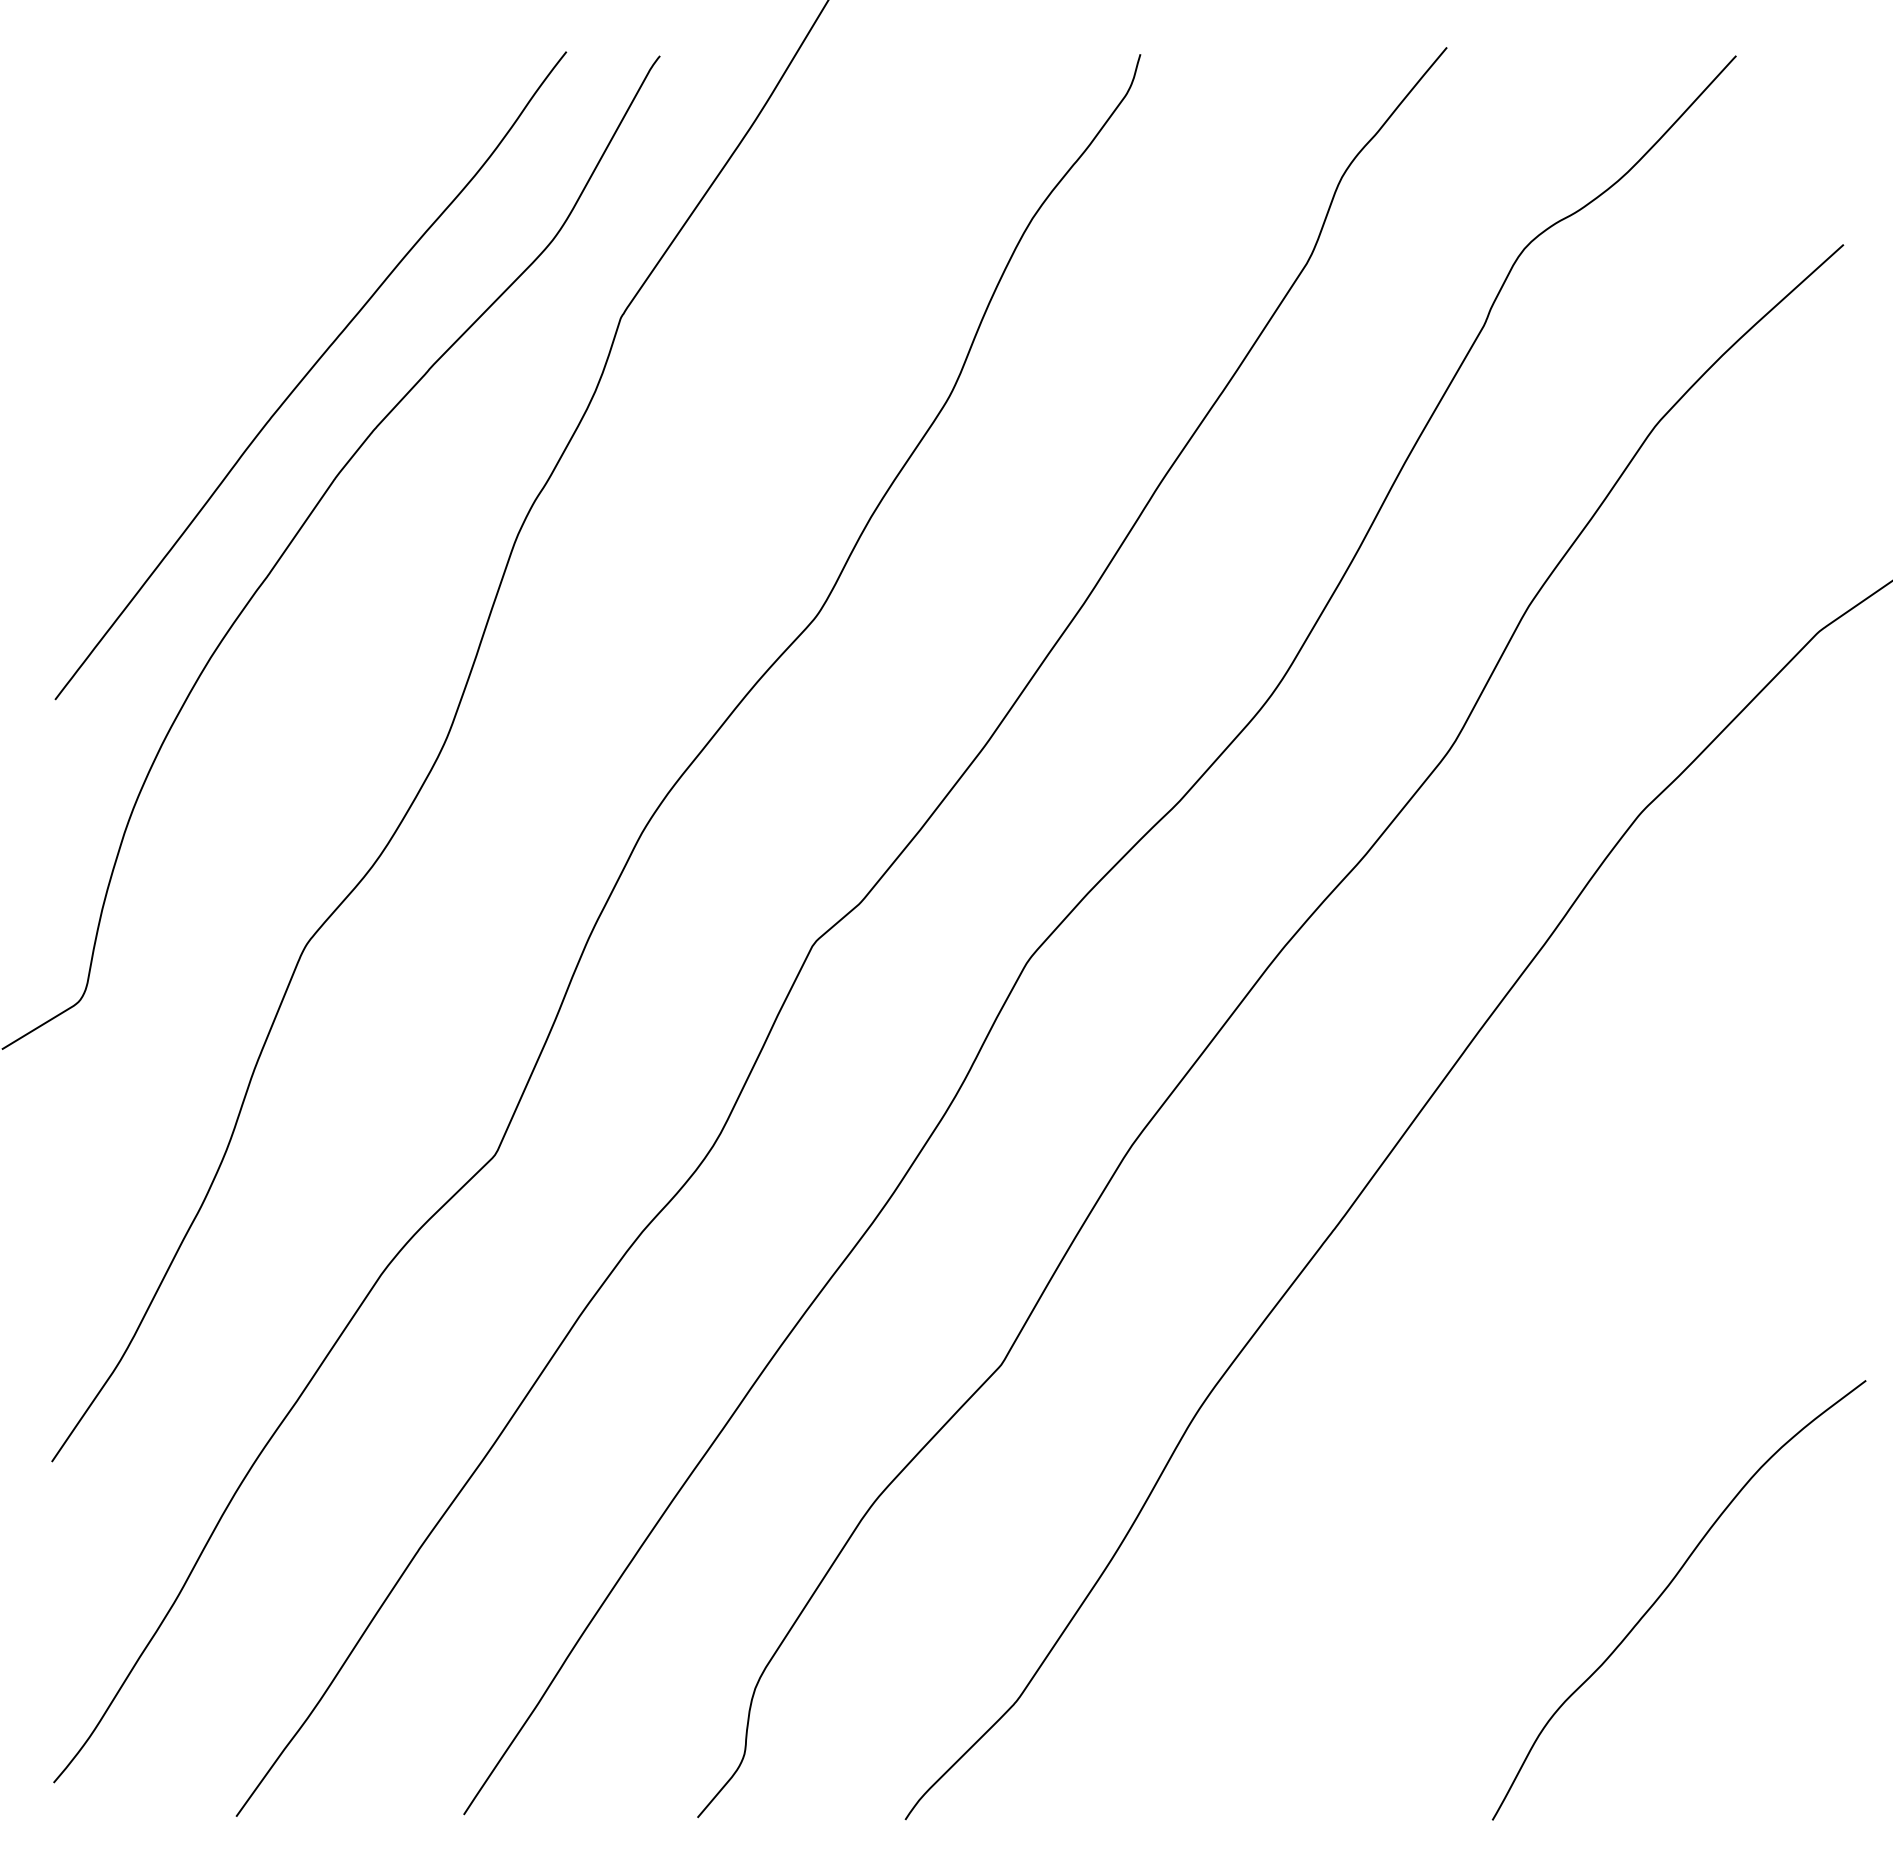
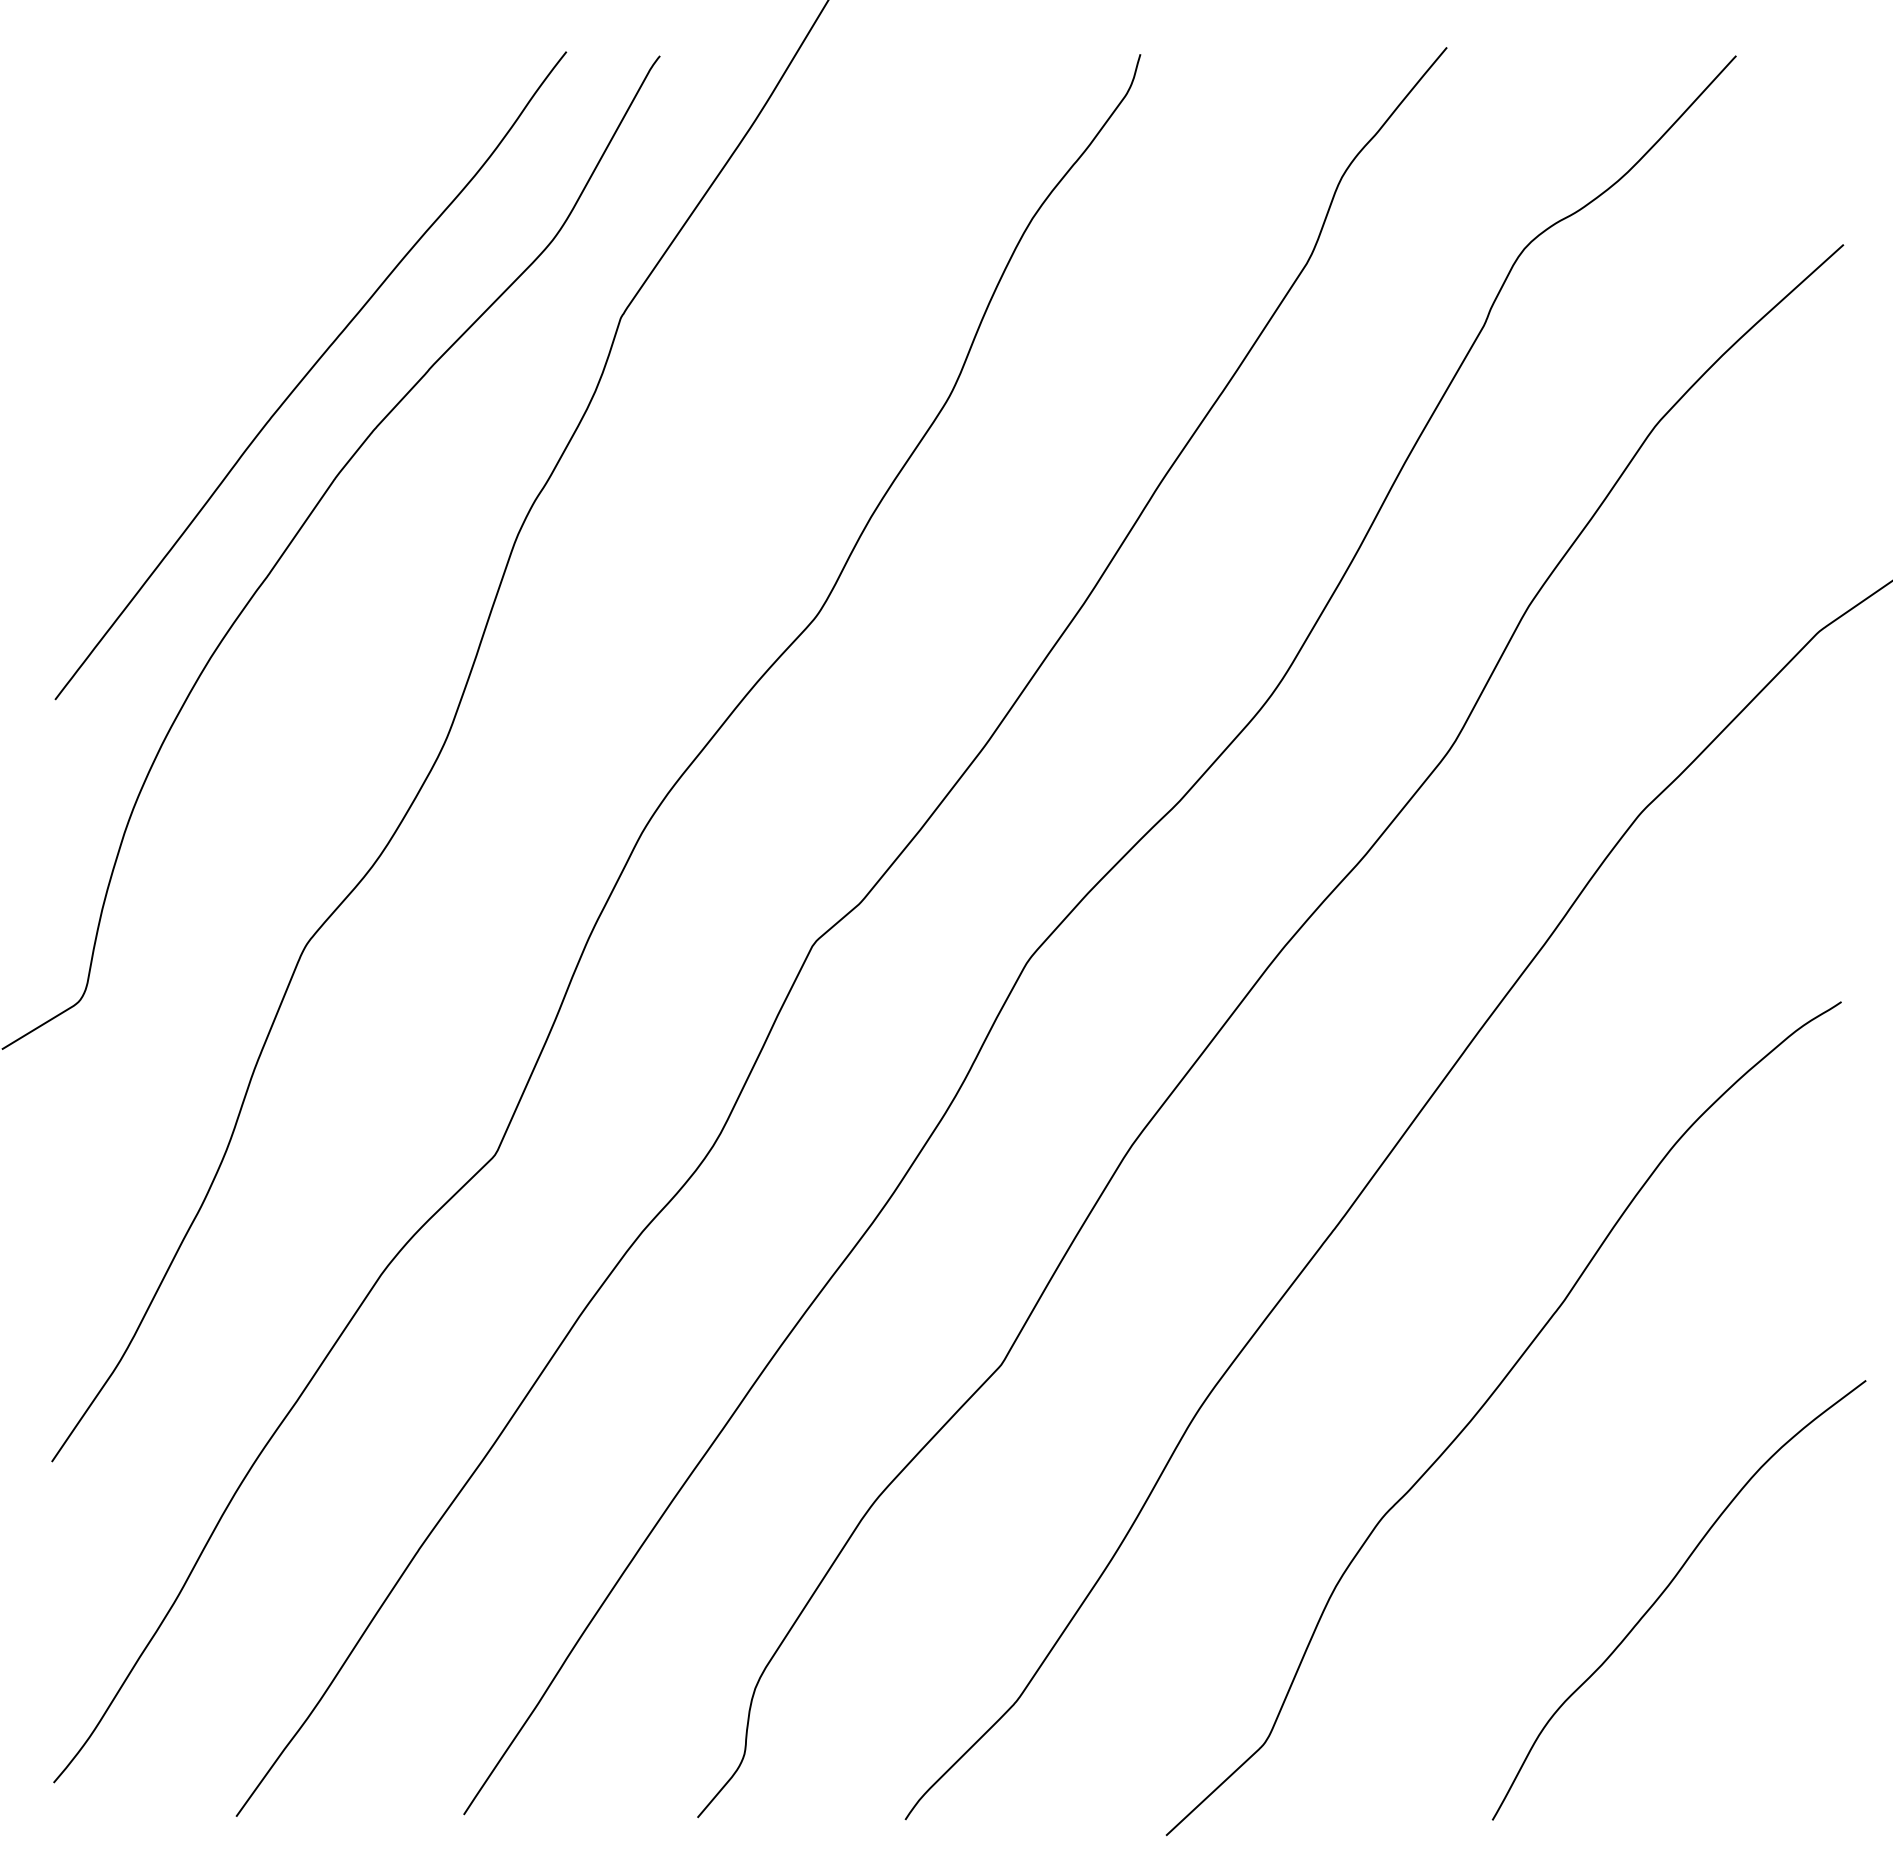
curve: none -> present (1486, 1403)
